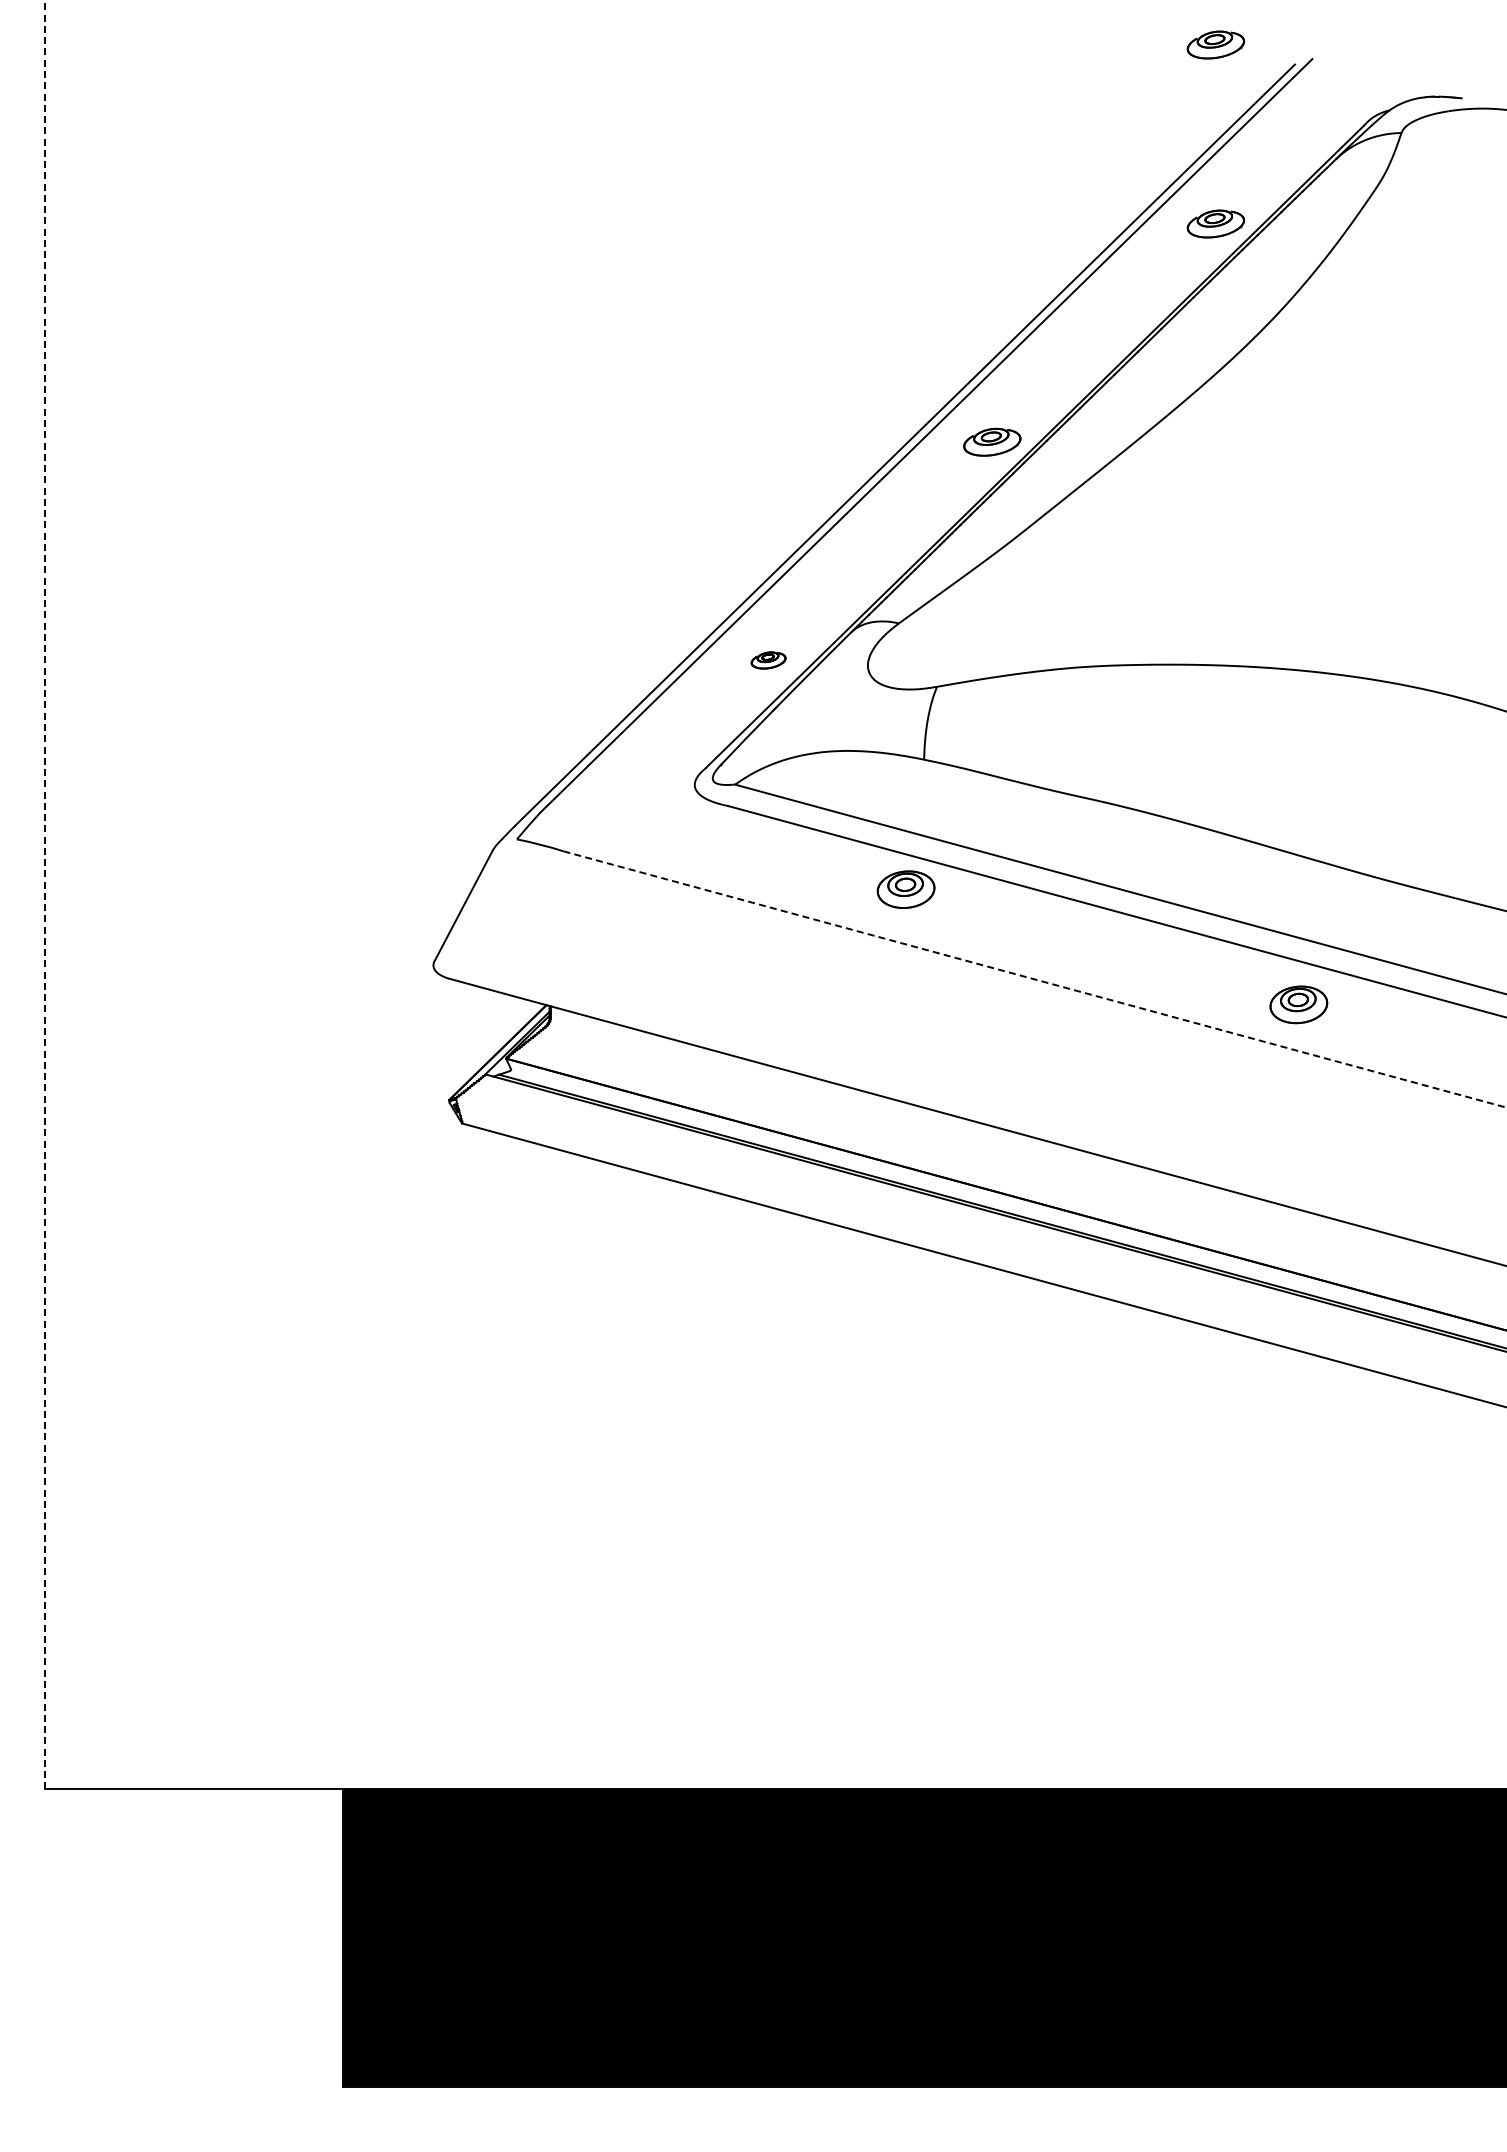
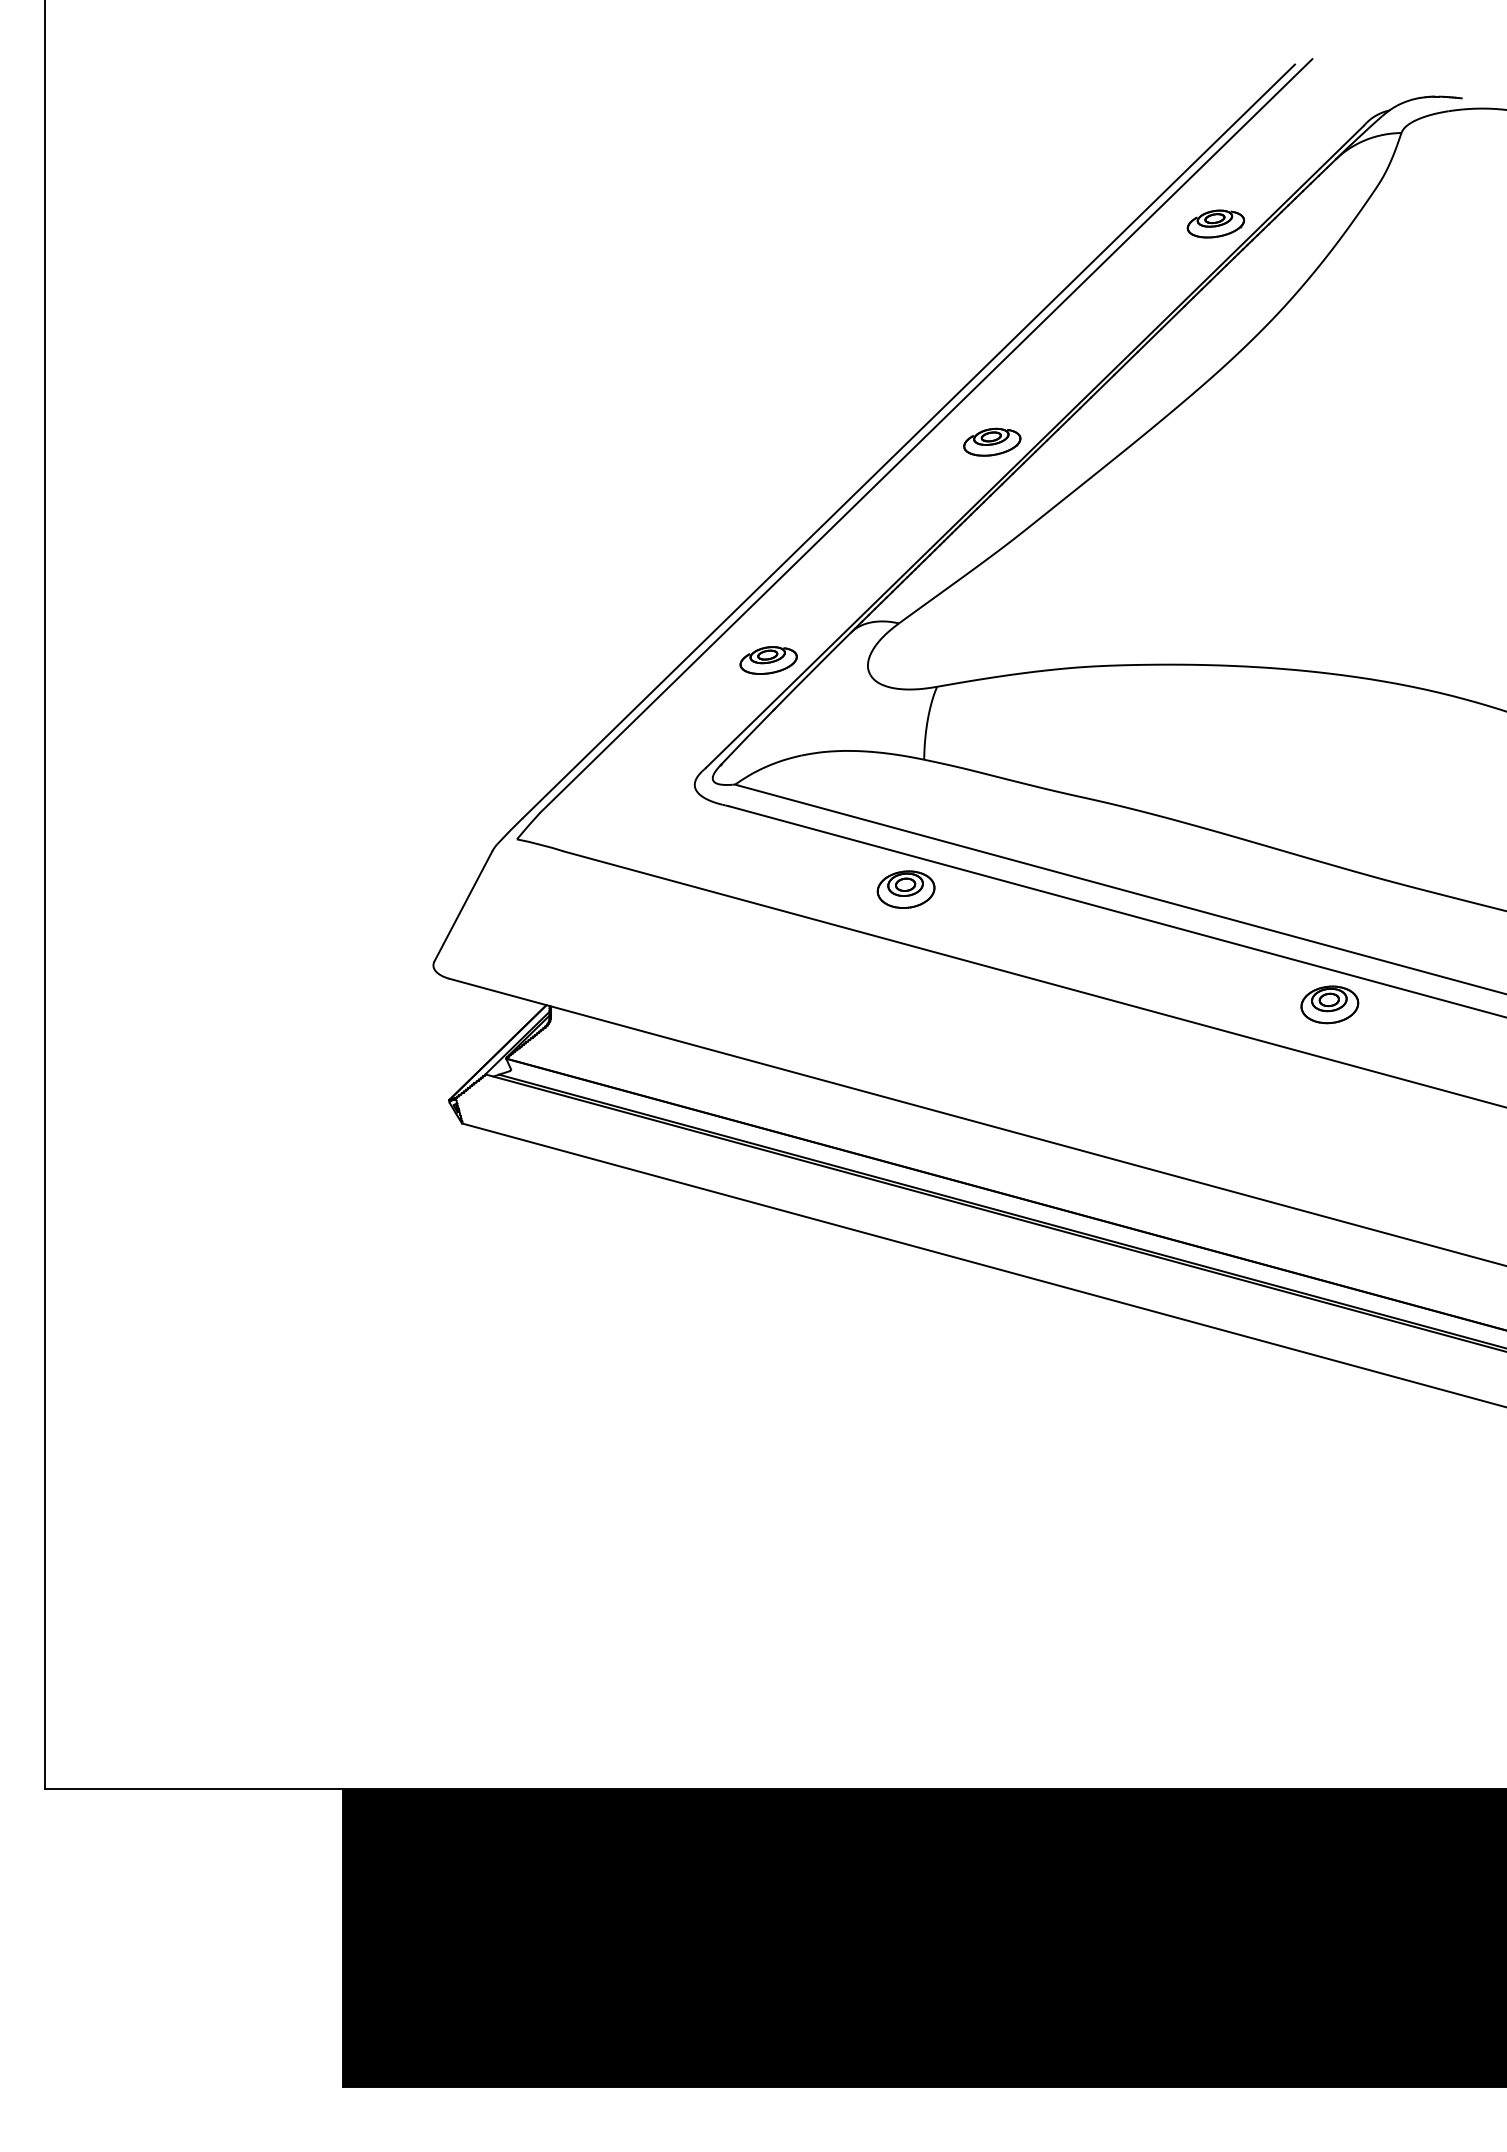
part: present -> none (1215, 44)
part size: 37x19 px -> 59x29 px (768, 660)
line: dashed -> solid (45, 894)
line: dashed -> solid (1035, 979)
part position: (1298, 1004) -> (1329, 1004) (1329, 1004)
